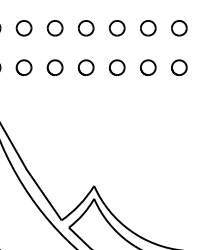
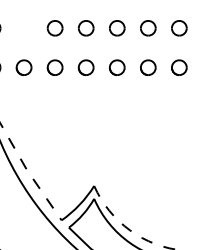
part: present -> none (23, 28)
line: solid -> dashed (29, 173)
arc: solid -> dashed (128, 229)
